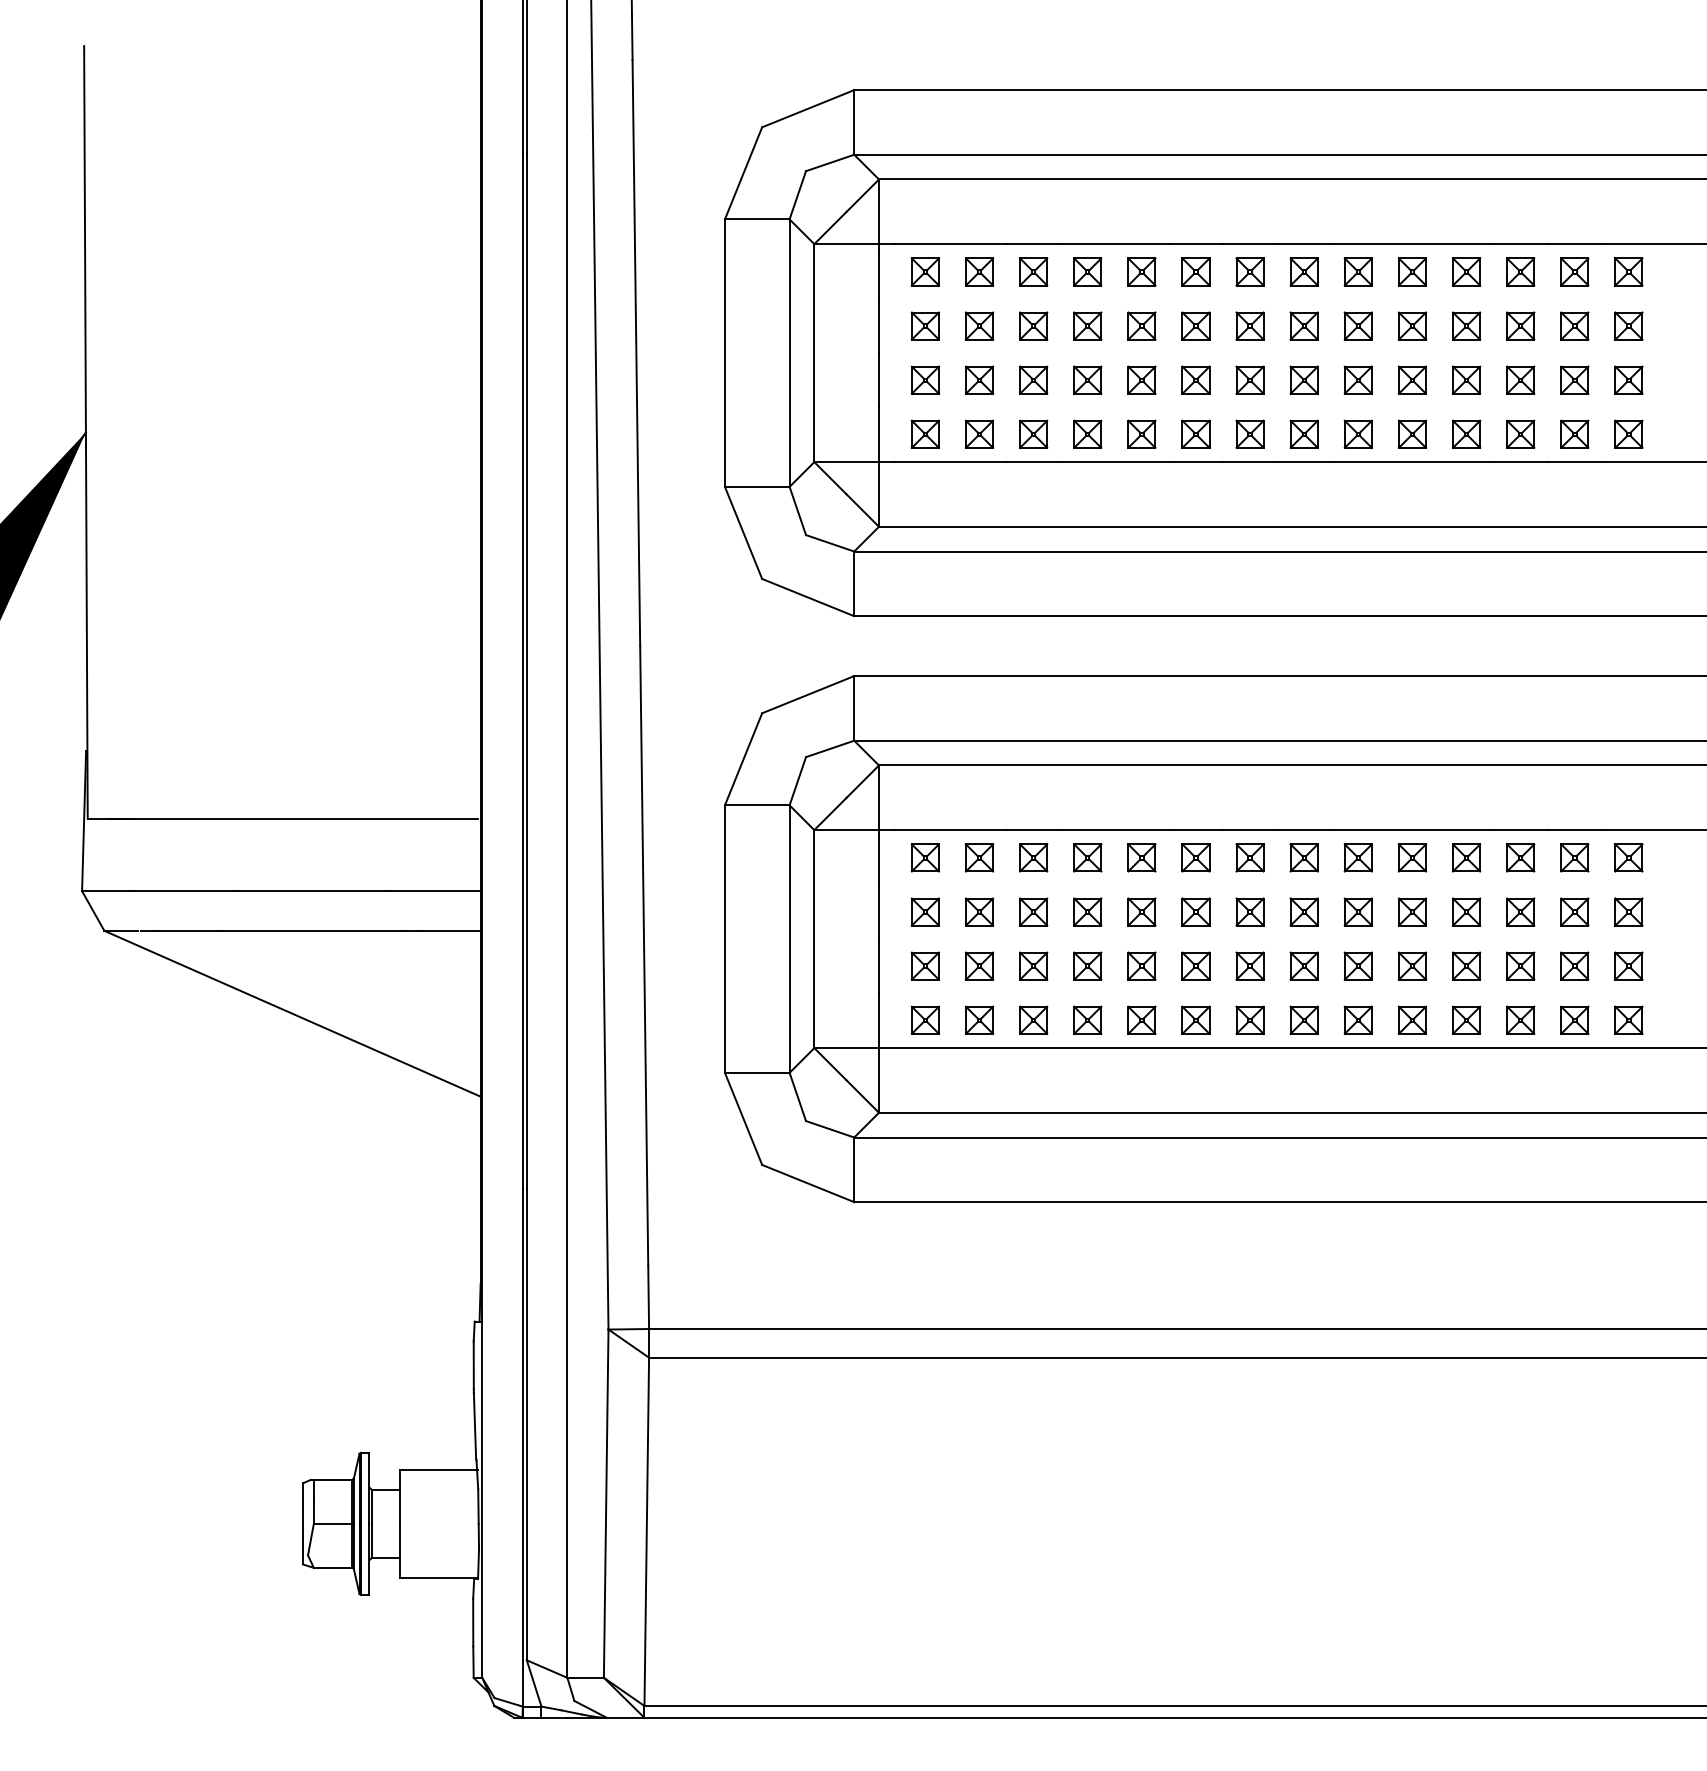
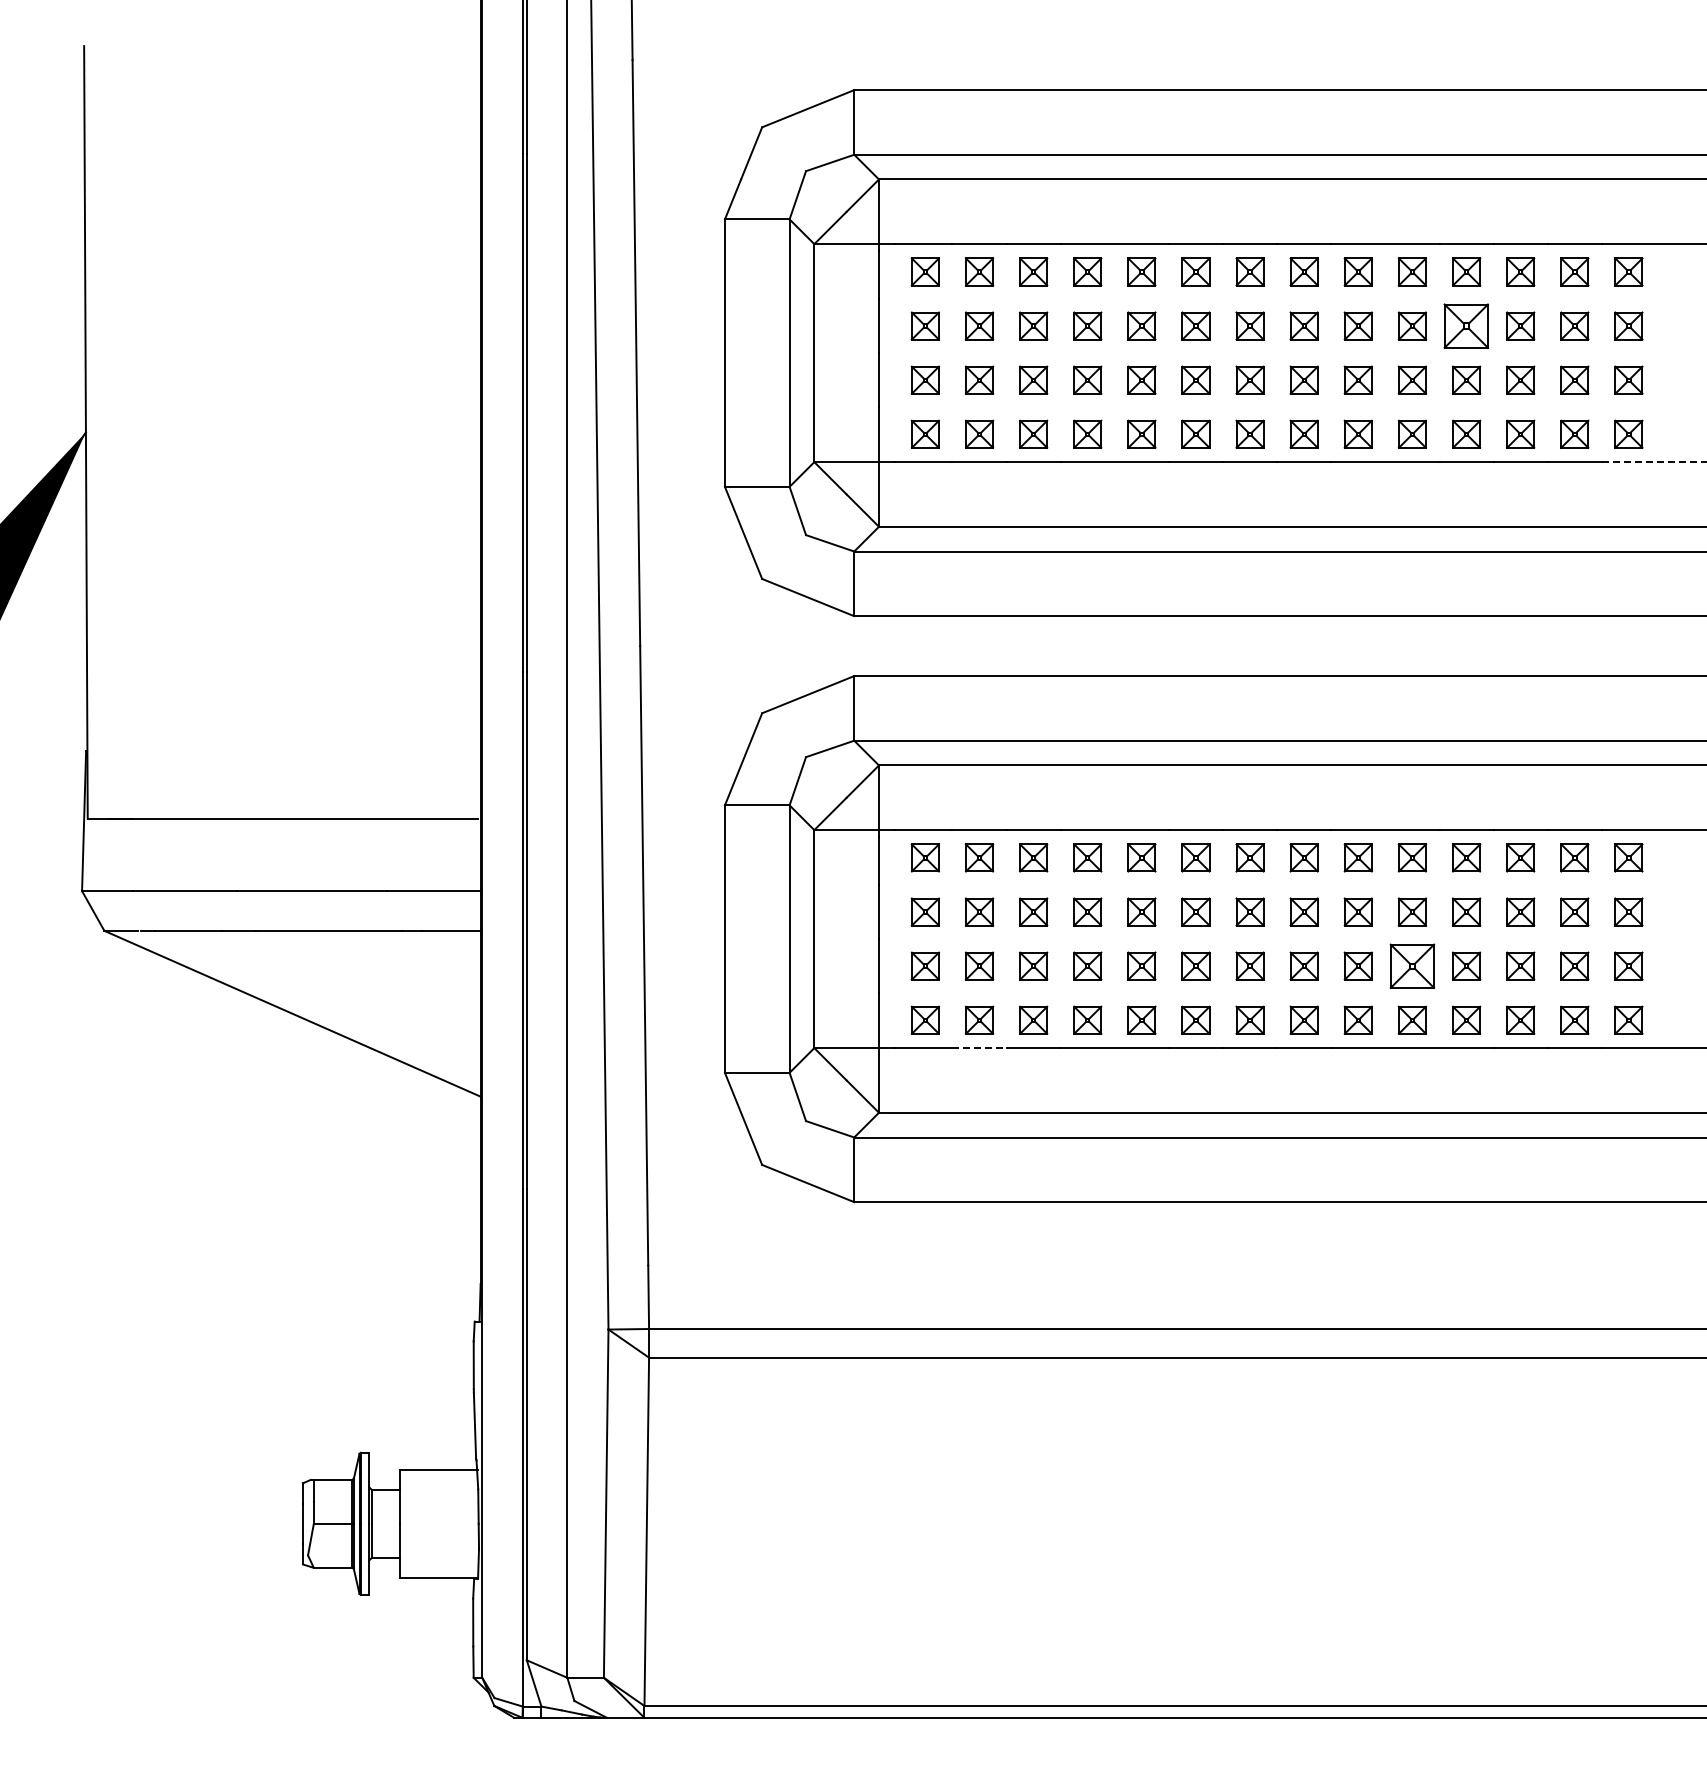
part size: 30x30 px -> 46x46 px (1465, 325)
line: solid -> dashed (1654, 462)
part size: 31x30 px -> 47x46 px (1412, 965)
line: solid -> dashed (980, 1048)
